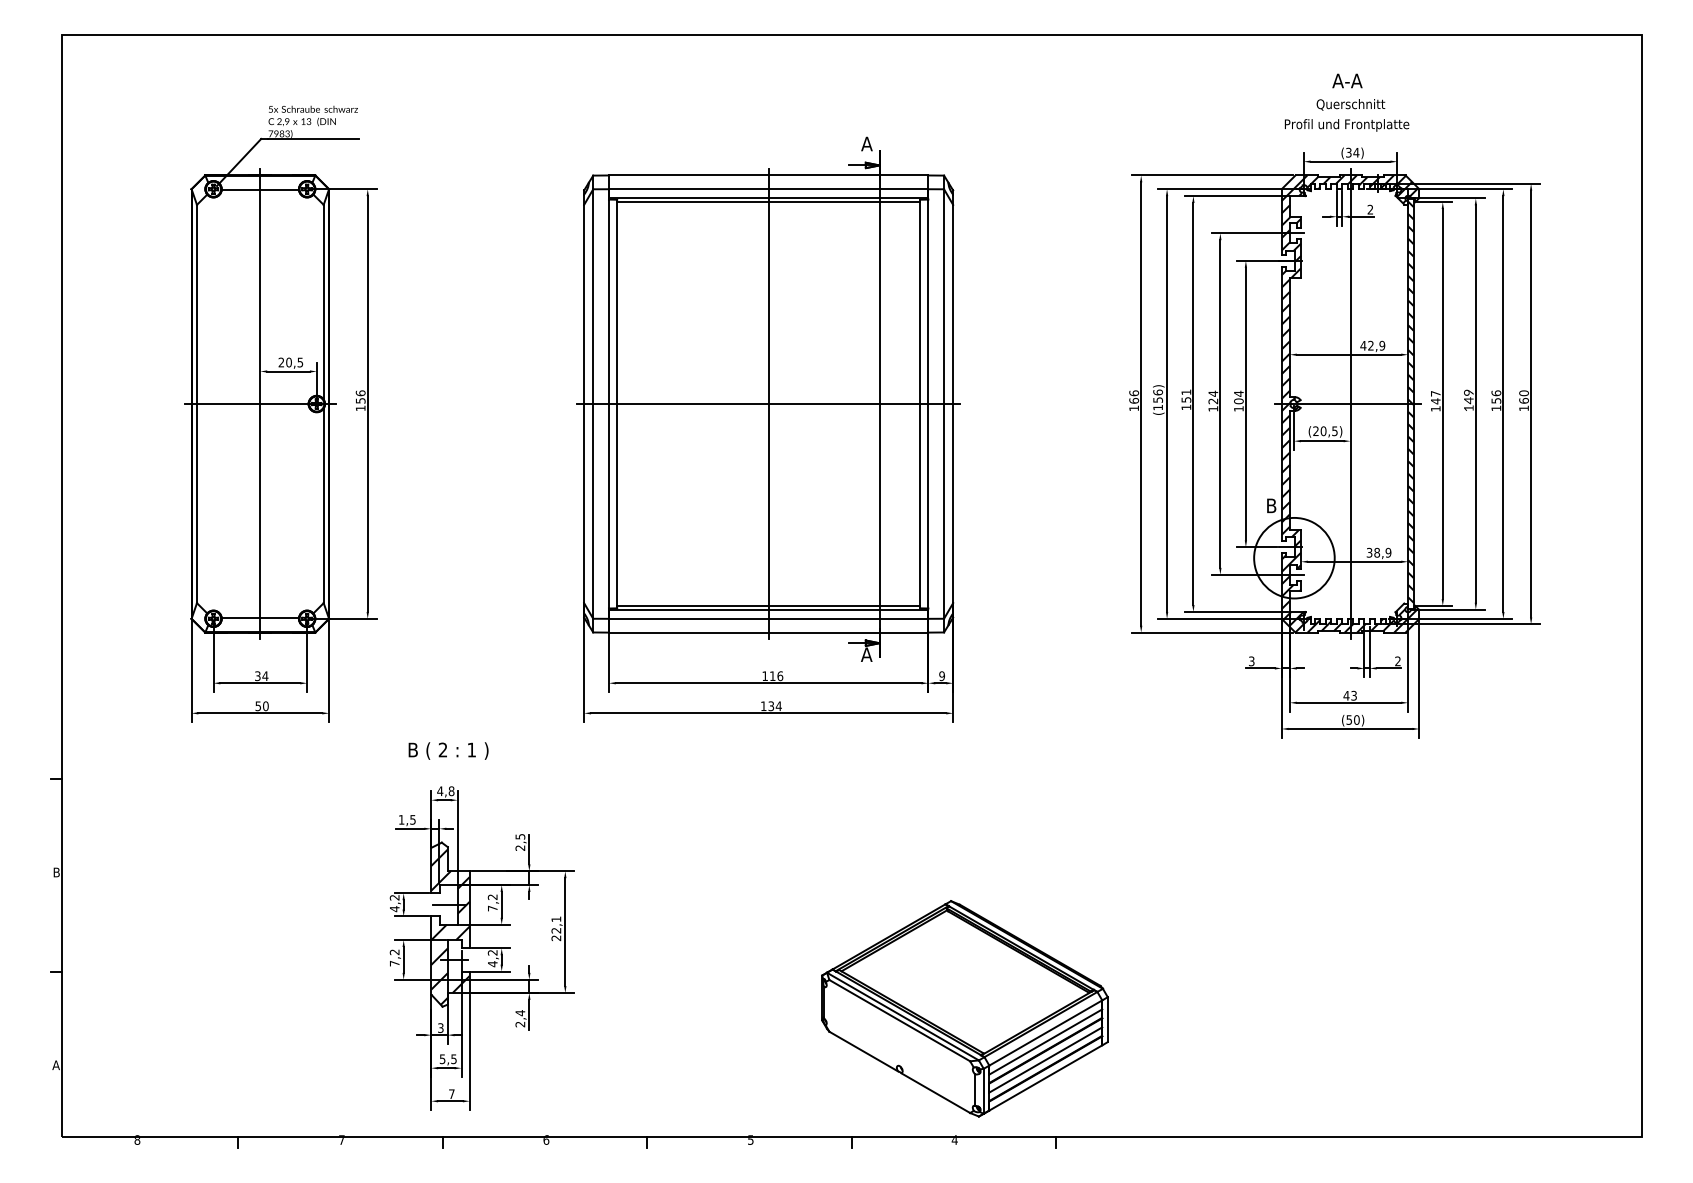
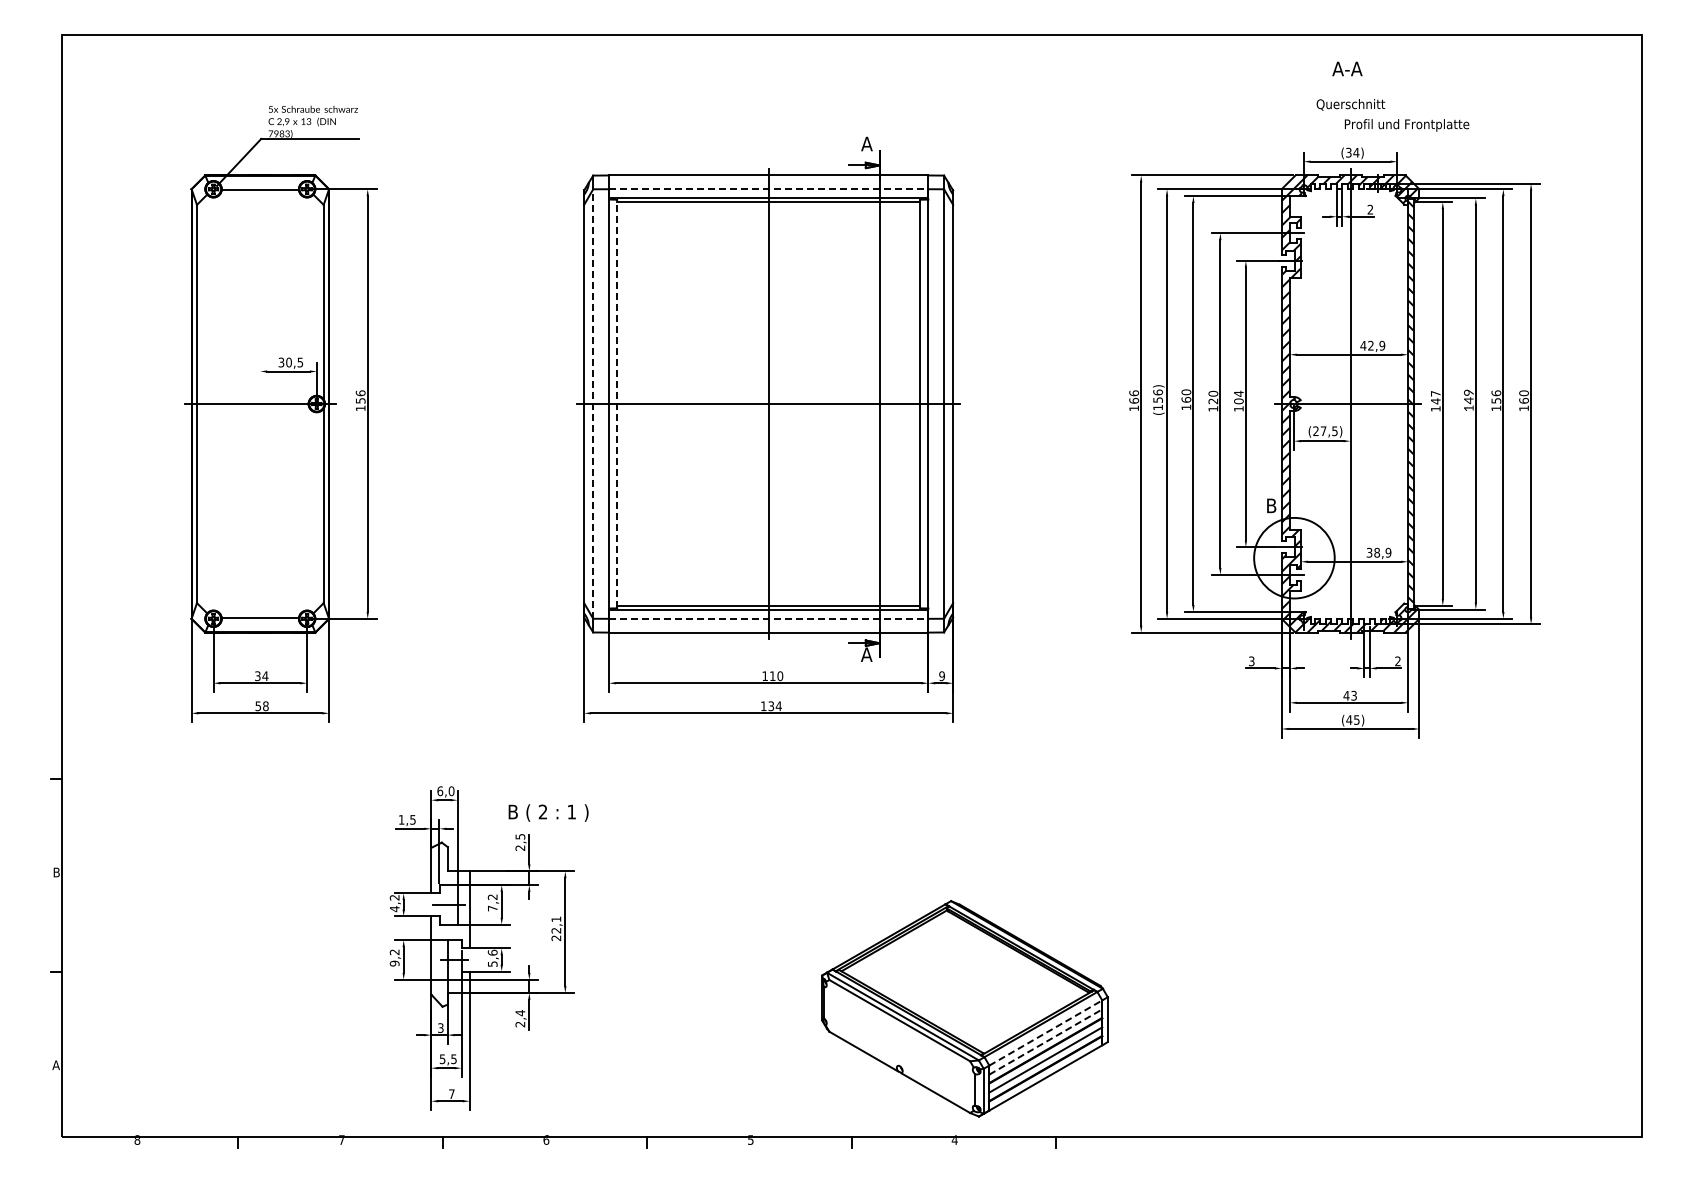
text position: (1347, 80) -> (1347, 68) (1347, 68)
text position: (1346, 125) -> (1406, 125) (1406, 125)
line: solid -> dashed (768, 189)
text: 20,5 -> 30,5 (281, 362)
text: 124 -> 120 (1213, 393)
text: 151 -> 160 (1186, 395)
line: present -> none (260, 403)
line: solid -> dashed (617, 403)
line: solid -> dashed (593, 404)
text: (20,5) -> (27,5) (1323, 431)
line: solid -> dashed (768, 618)
text: 116 -> 110 (780, 675)
text: 50 -> 58 (265, 705)
text: (50) -> (45) (1352, 719)
text position: (448, 750) -> (548, 812) (548, 812)
text: 4,8 -> 6,0 (445, 791)
hatch: present -> none (450, 926)
text: 4,2 -> 5,6 (492, 958)
text: 7,2 -> 9,2 (394, 963)
line: solid -> dashed (1046, 1032)
line: solid -> dashed (1046, 1041)
